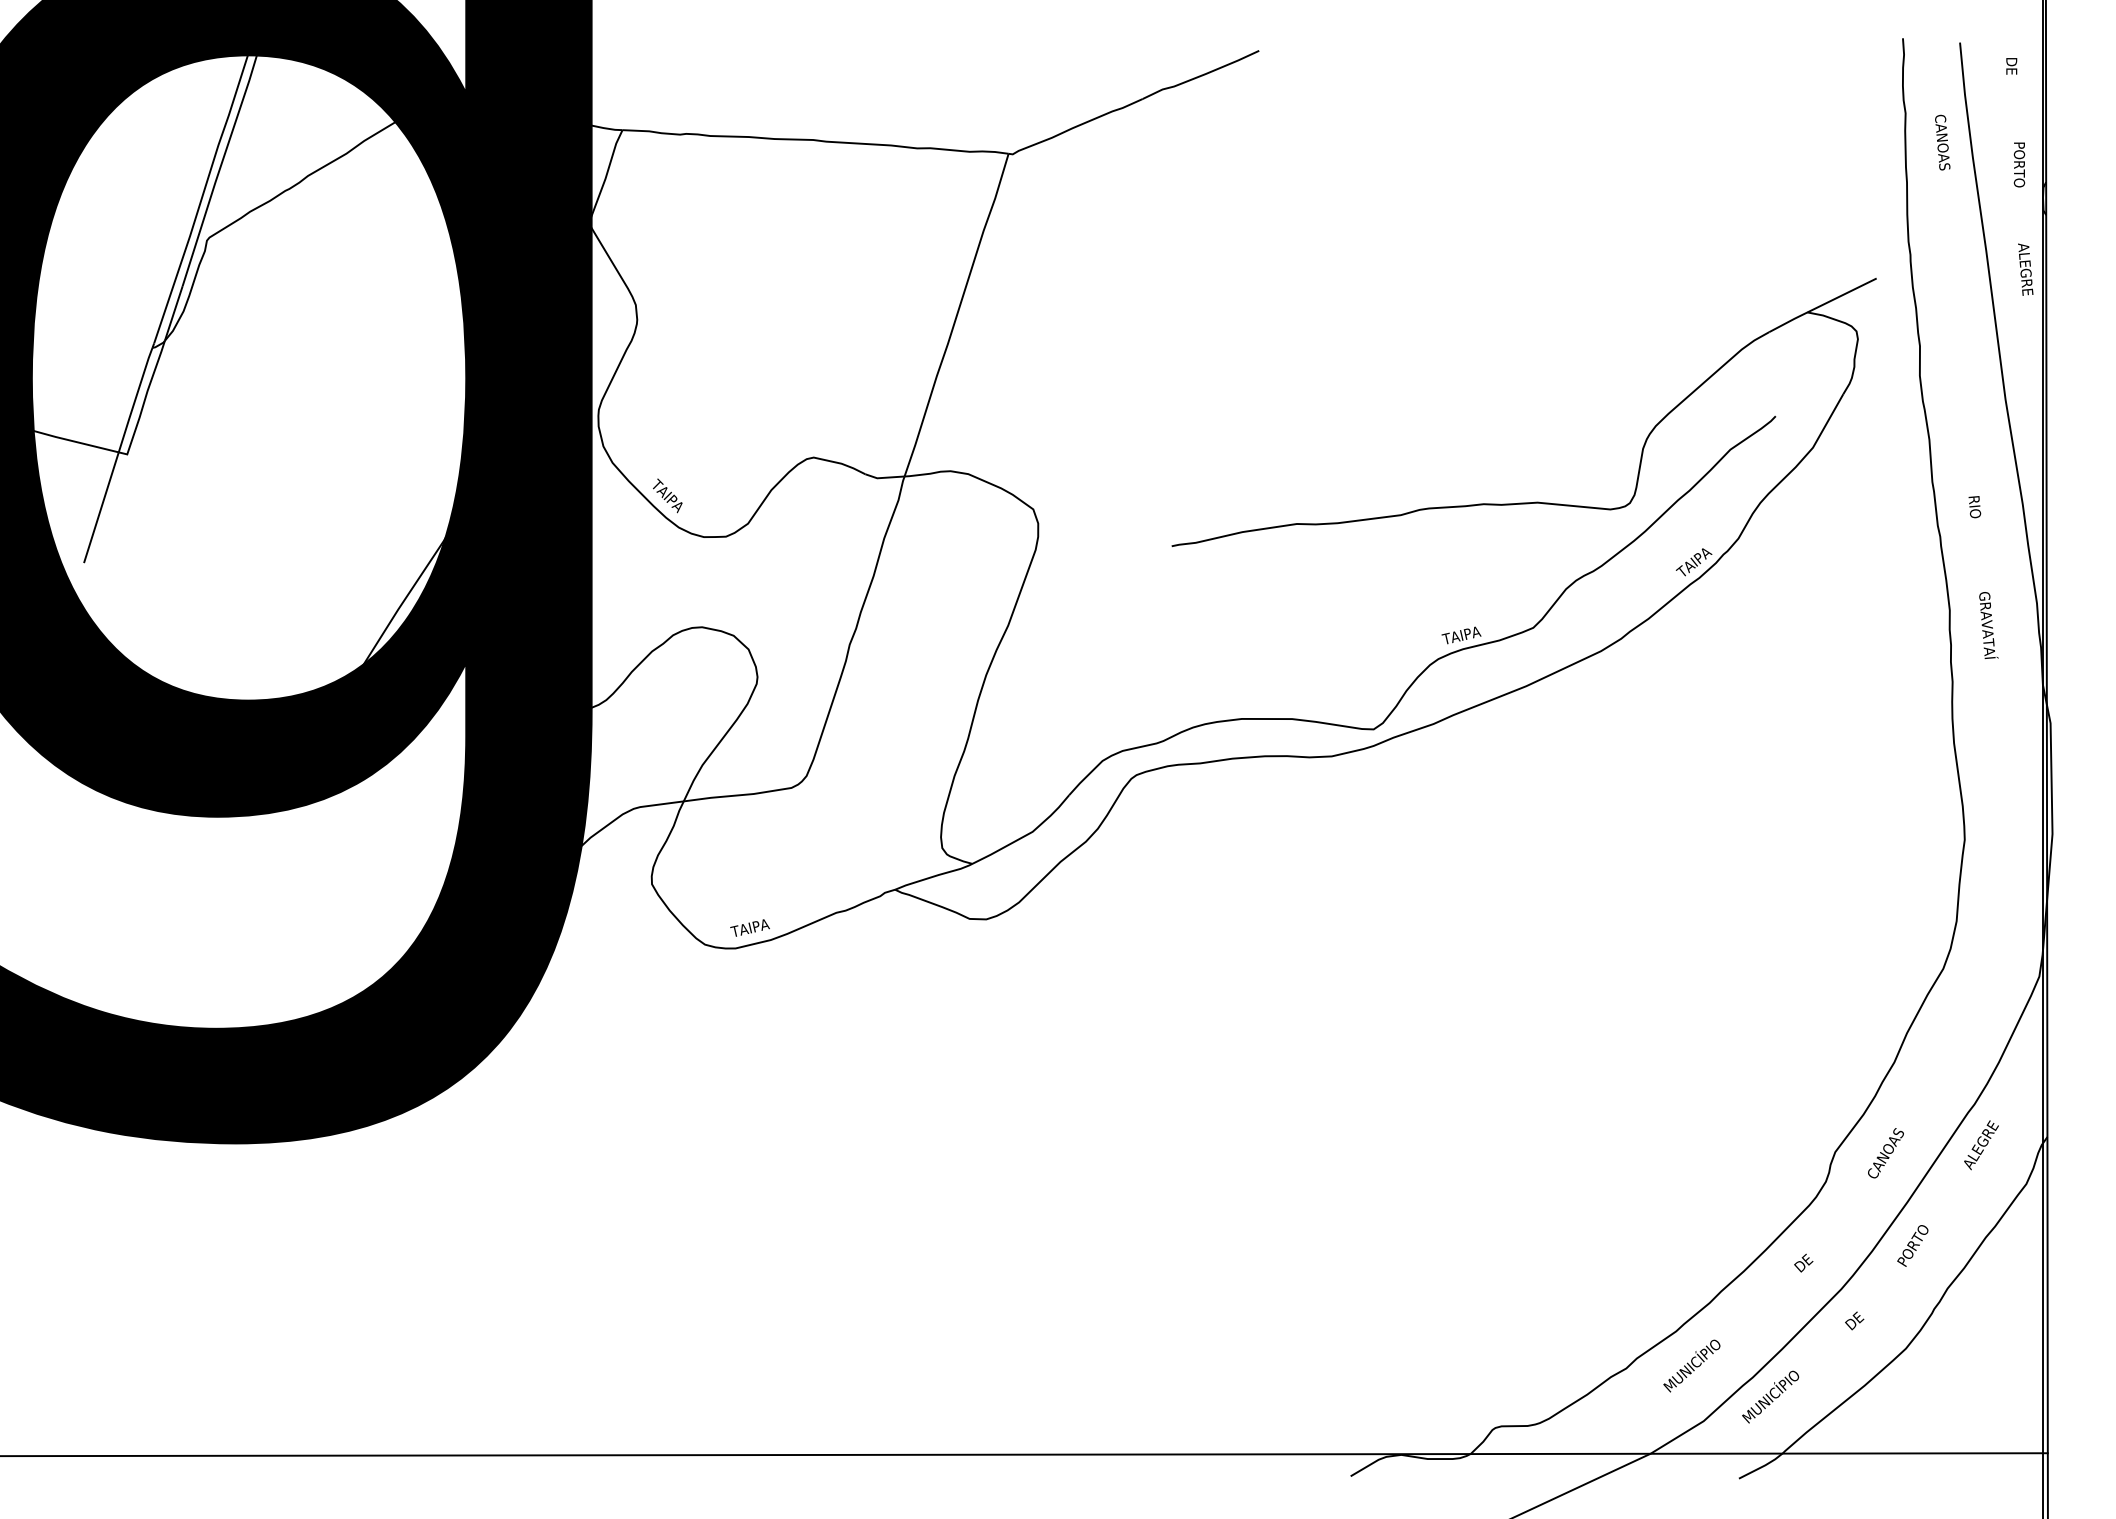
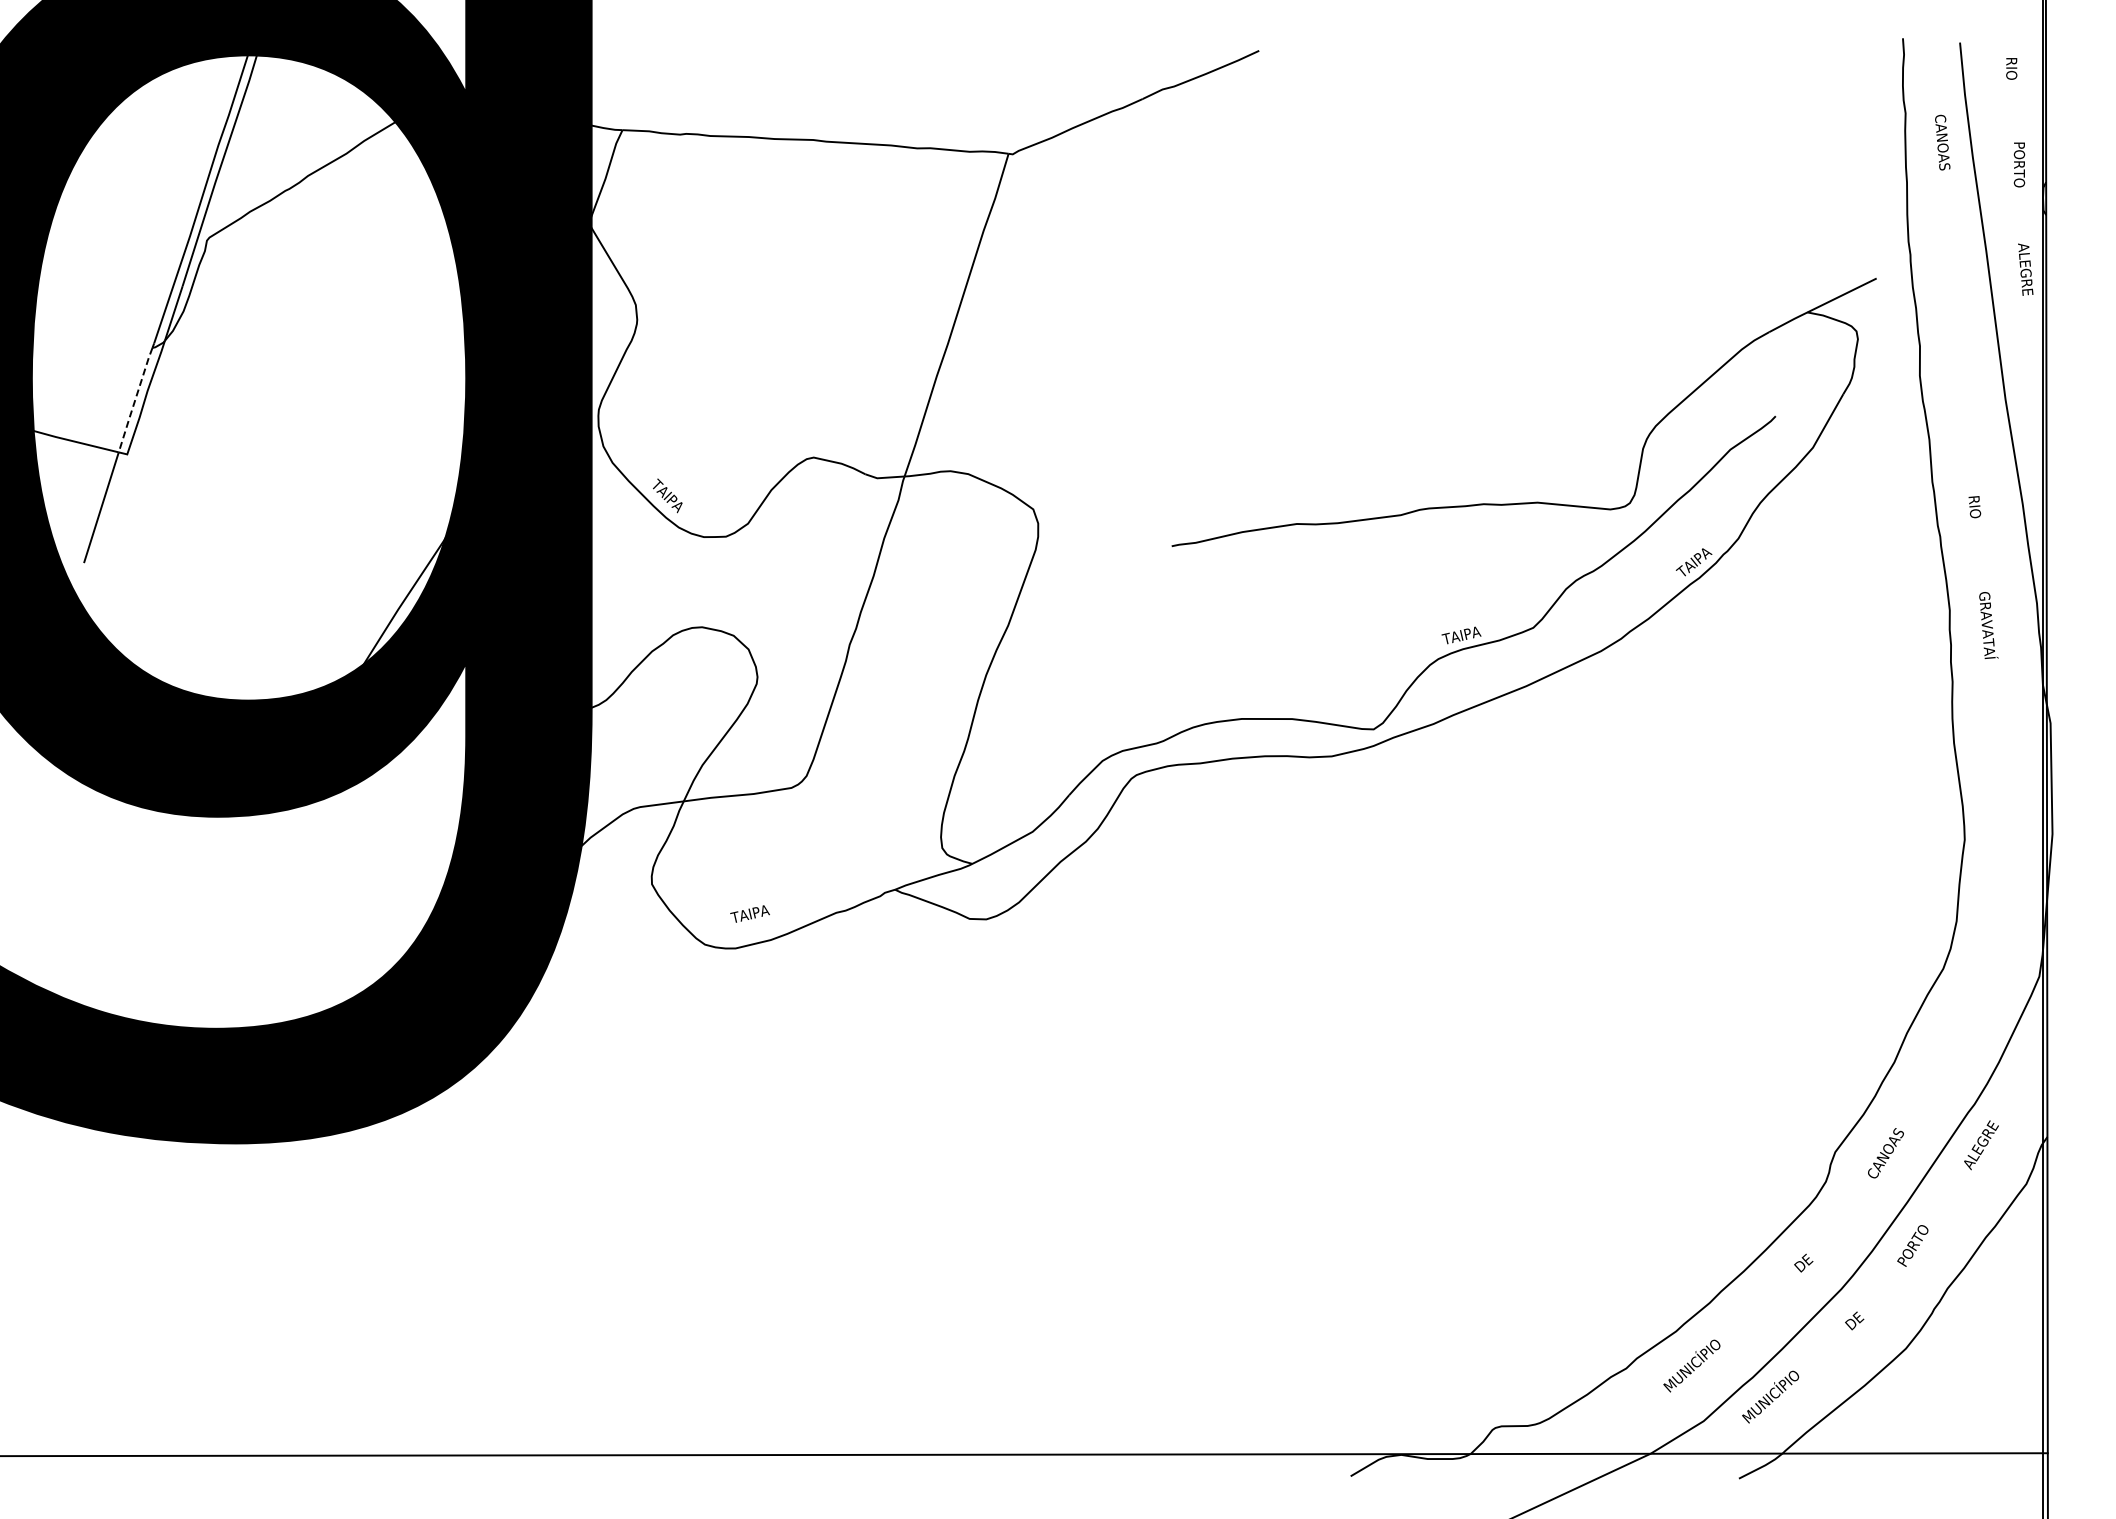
text: DE -> RIO (2011, 69)
line: solid -> dashed (135, 400)
text position: (749, 927) -> (749, 913) (749, 913)
